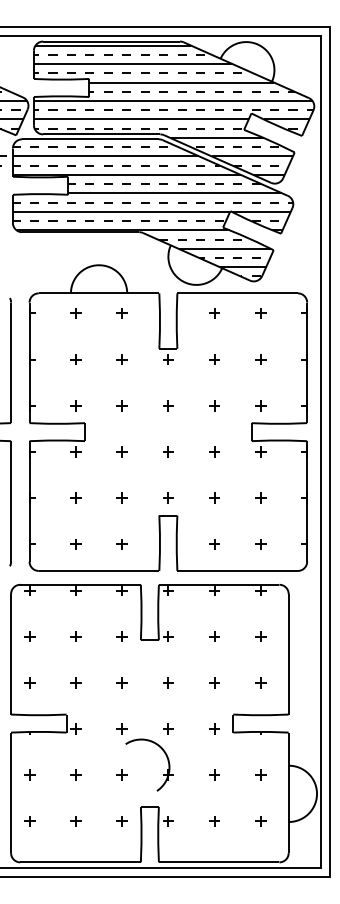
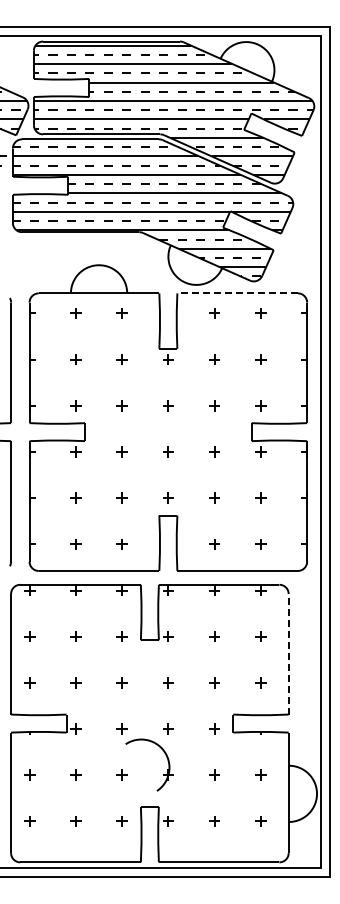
line: solid -> dashed (237, 293)
line: solid -> dashed (288, 653)
